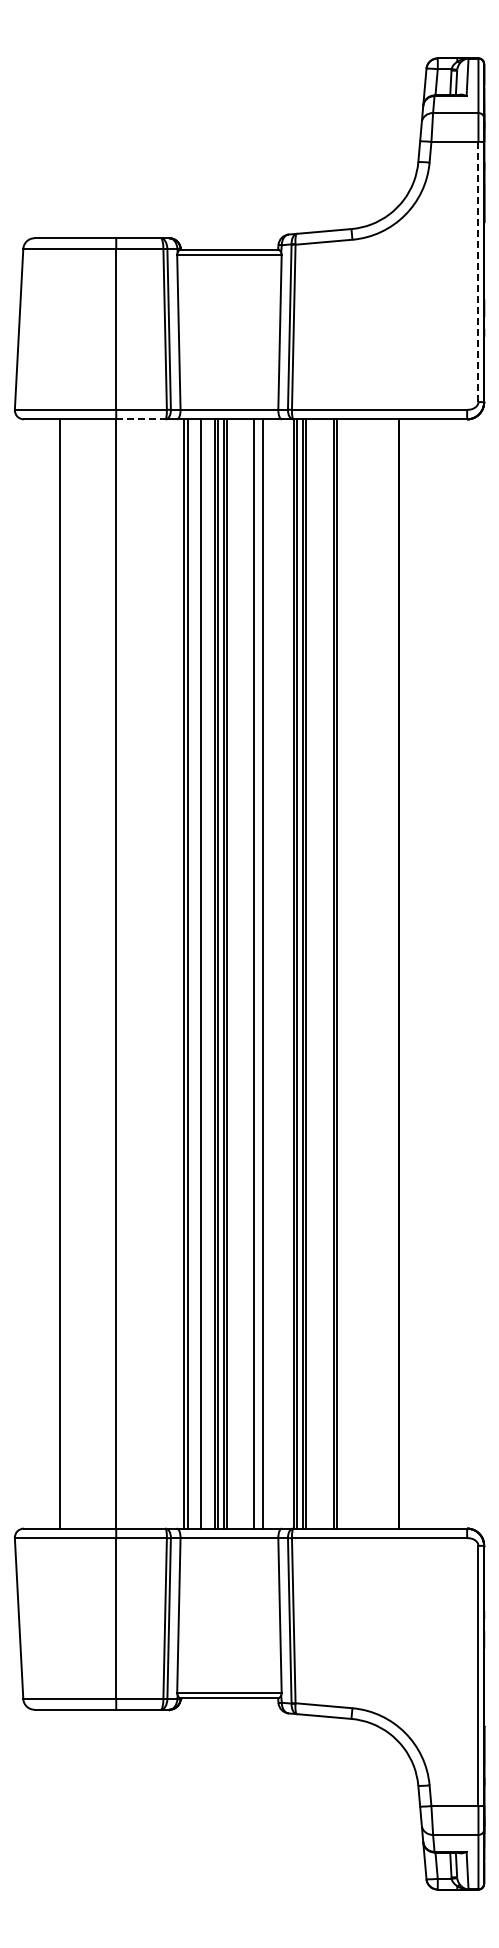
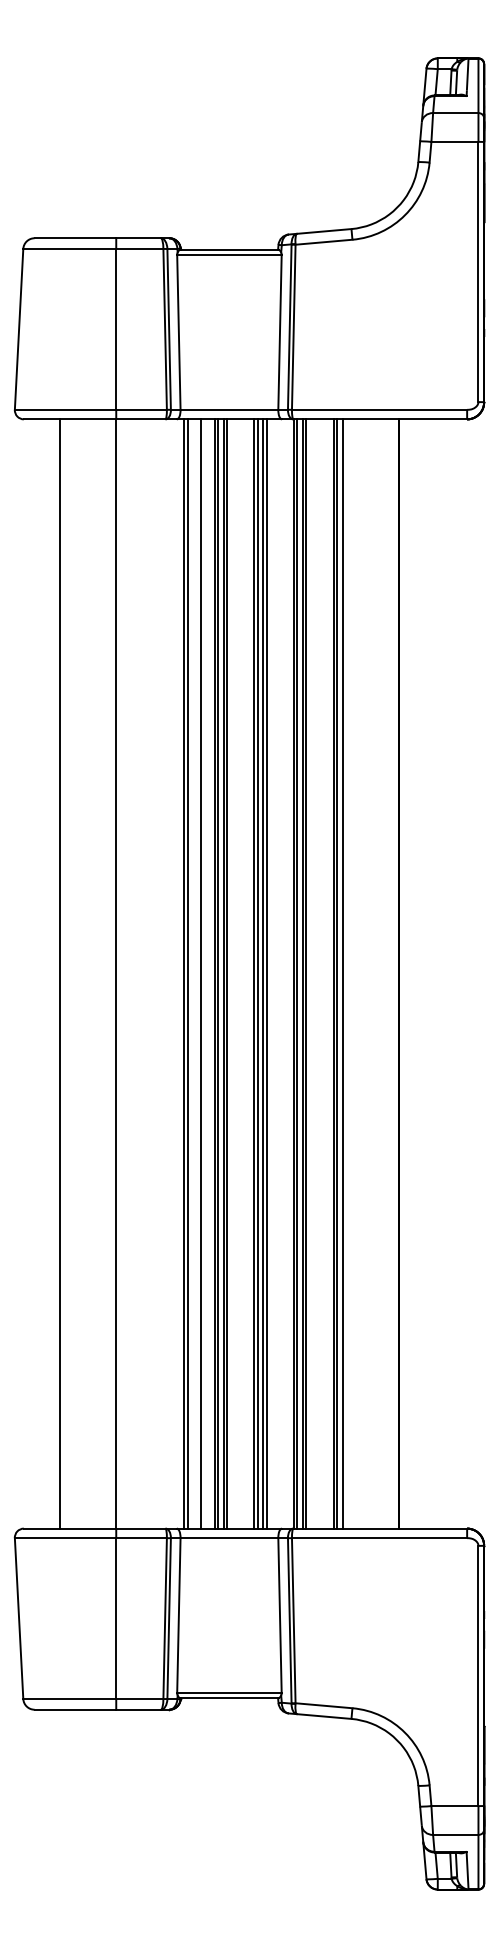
line: dashed -> solid (478, 272)
line: dashed -> solid (140, 419)
line: none -> present (257, 973)
line: none -> present (266, 973)
line: none -> present (342, 973)
